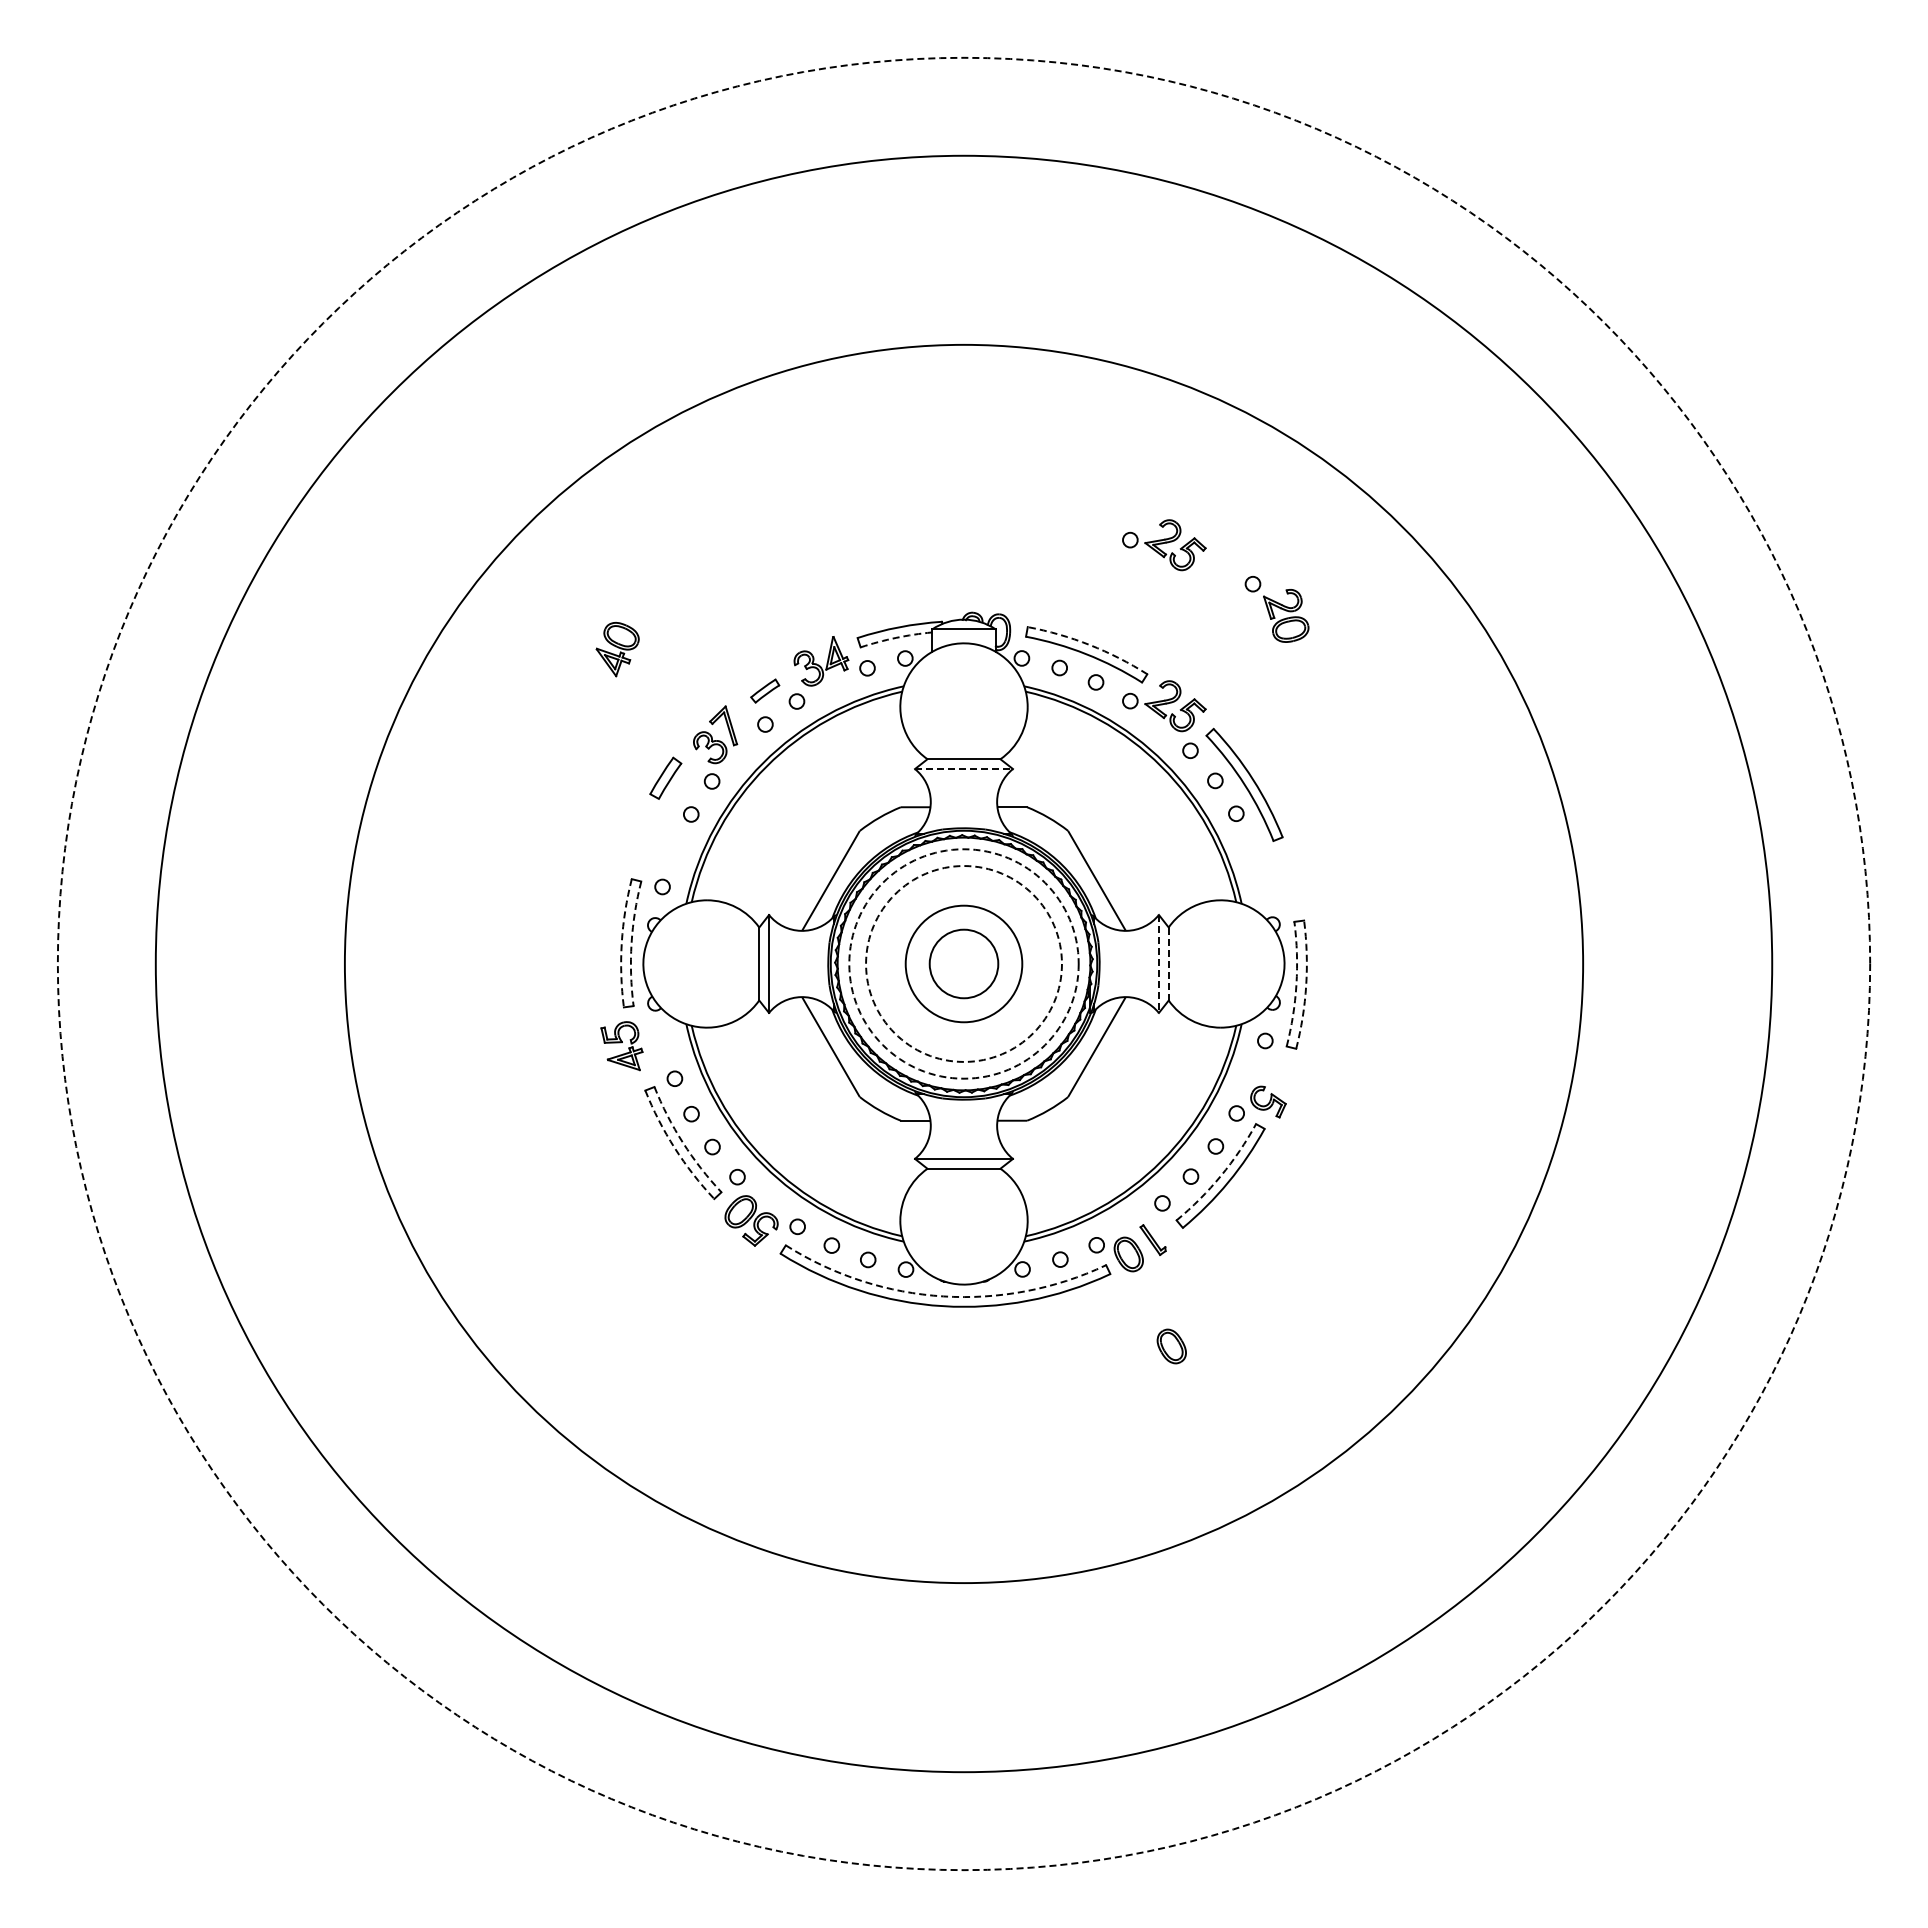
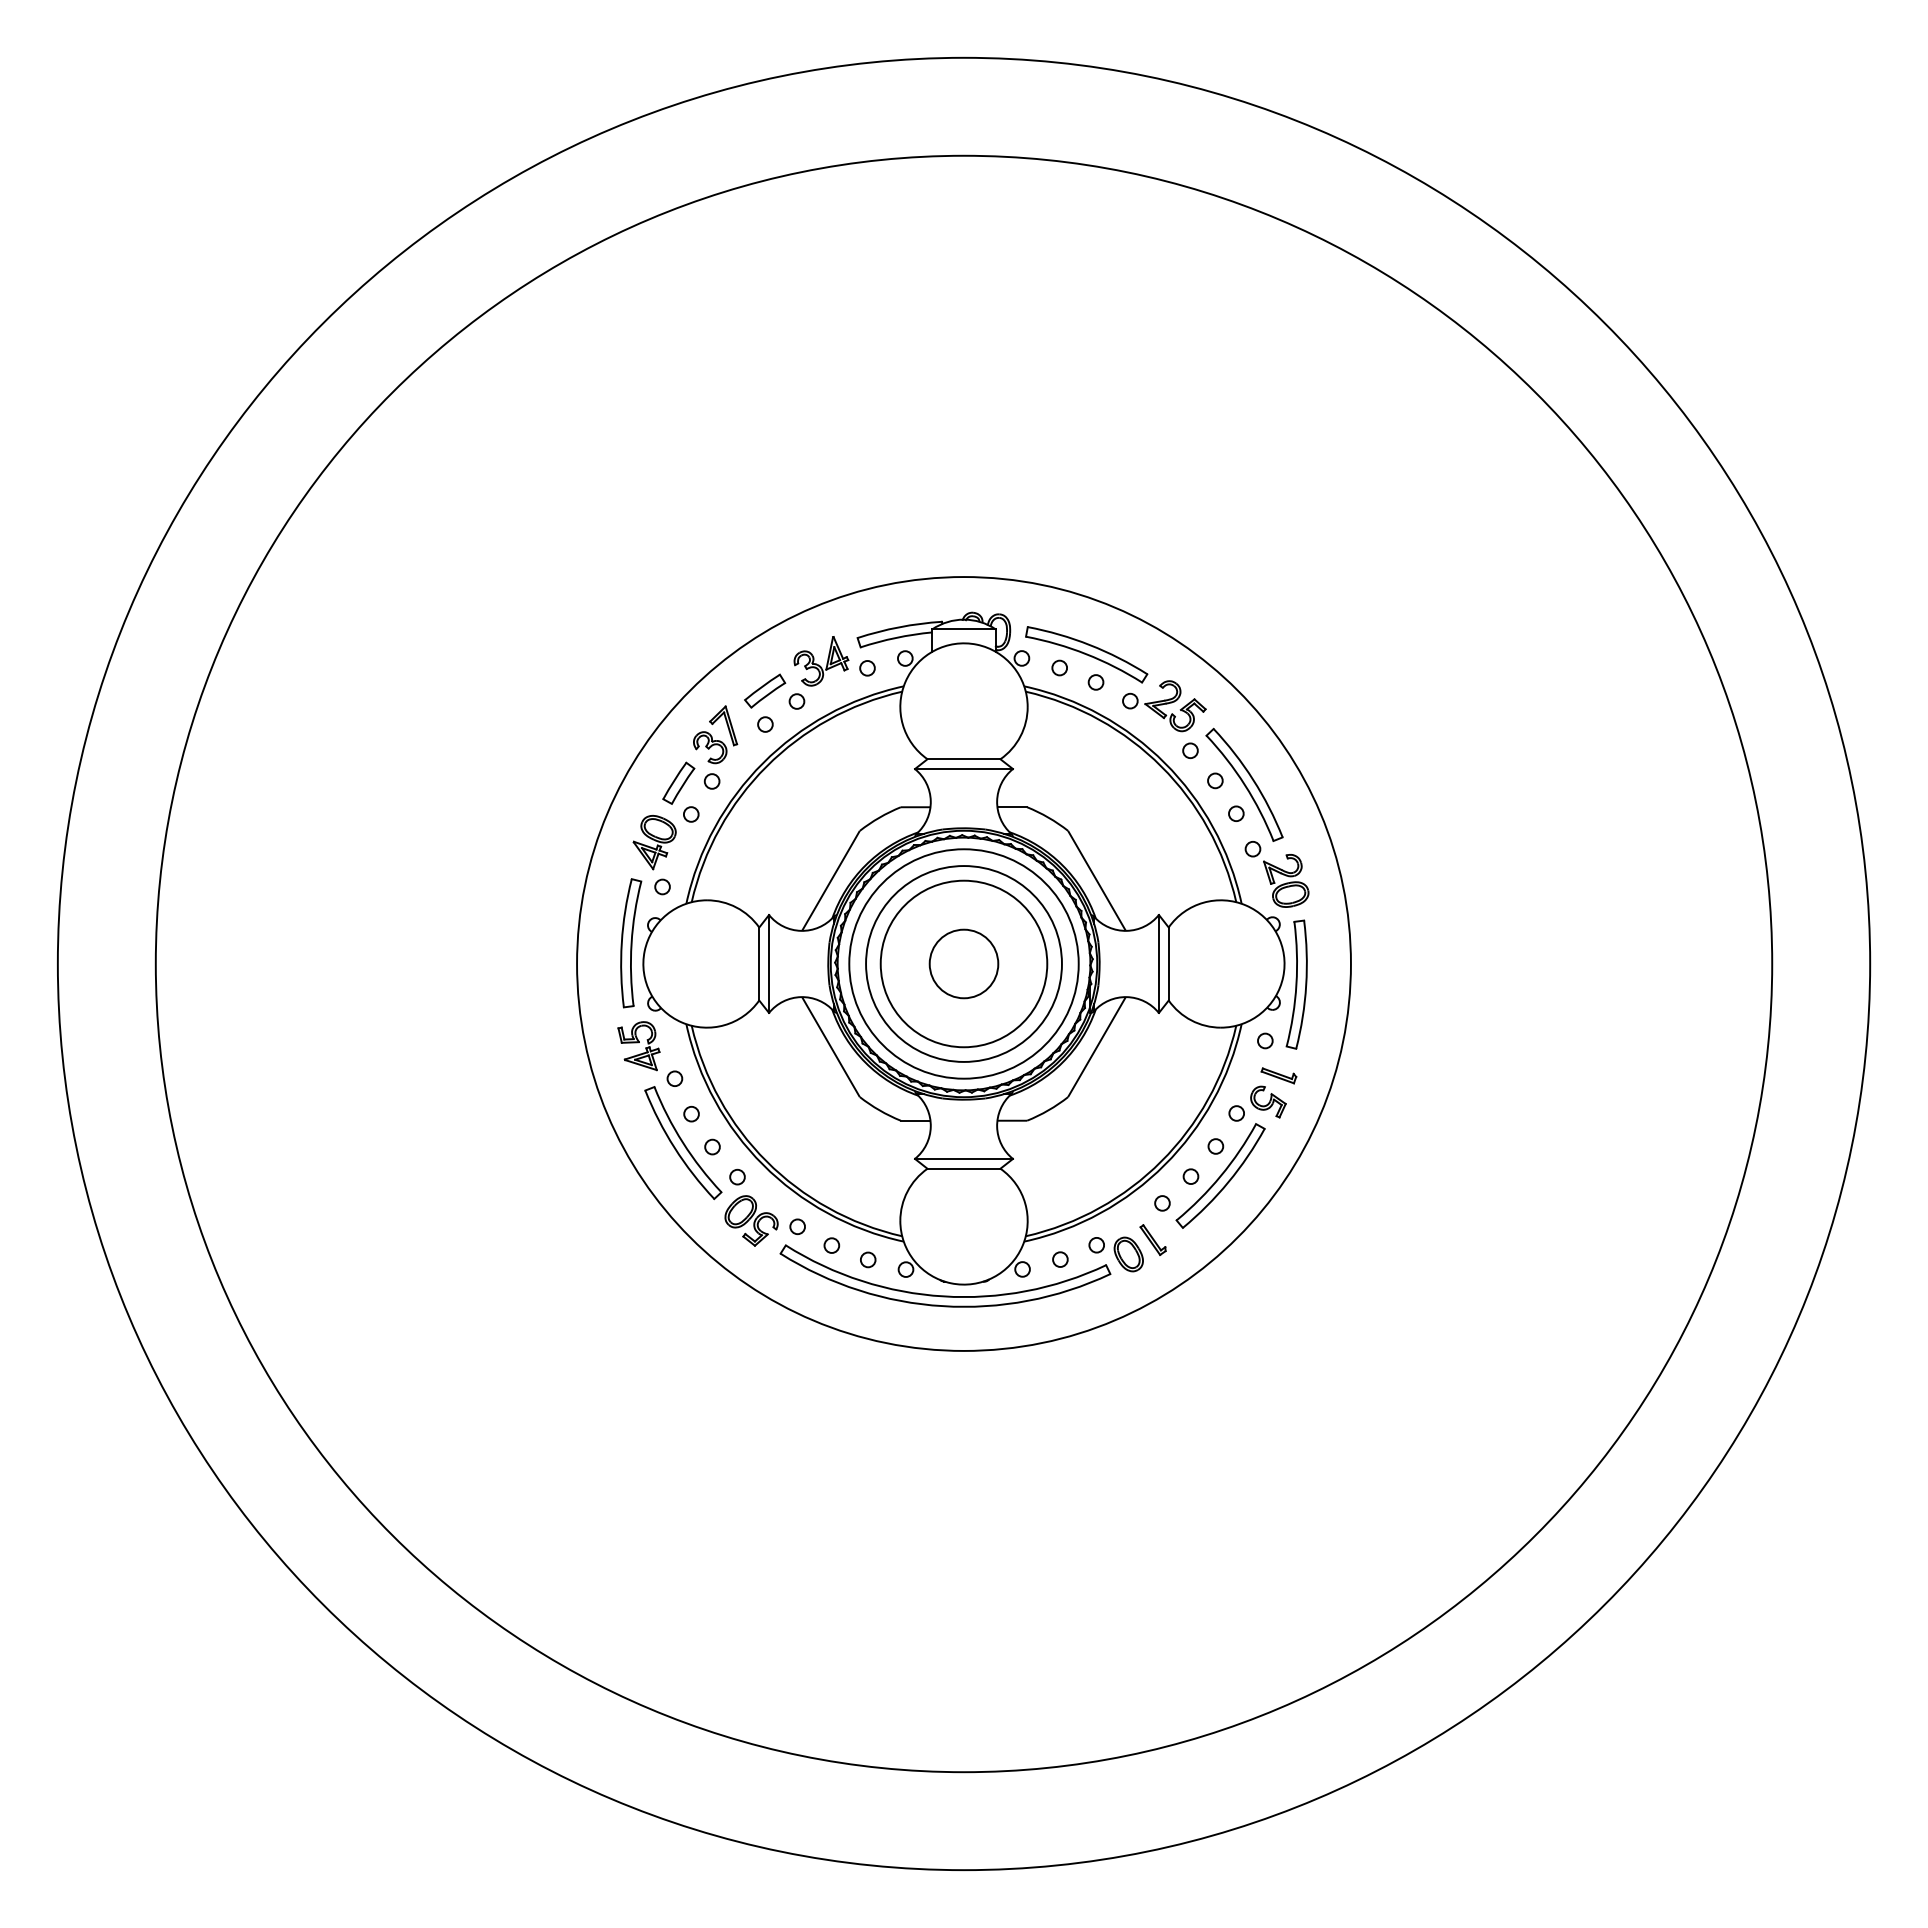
part: present -> none (1164, 545)
part position: (1276, 609) -> (1276, 874) (1276, 874)
arc: dashed -> solid (896, 637)
arc: dashed -> solid (1089, 645)
part position: (617, 649) -> (654, 842) (654, 842)
part size: 31x26 px -> 43x36 px (765, 690)
line: dashed -> solid (964, 769)
part position: (665, 777) -> (678, 782) (678, 782)
arc: dashed -> solid (621, 942)
arc: dashed -> solid (631, 943)
circle diameter: 117 px -> 167 px (963, 963)
circle diameter: 1238 px -> 774 px (963, 963)
circle: dashed -> solid (963, 963)
circle: dashed -> solid (963, 963)
circle: dashed -> solid (963, 963)
line: dashed -> solid (1158, 963)
line: dashed -> solid (1168, 964)
arc: dashed -> solid (1296, 984)
arc: dashed -> solid (1306, 985)
part position: (621, 1046) -> (638, 1046) (638, 1046)
part: none -> present (1278, 1075)
arc: dashed -> solid (683, 1142)
arc: dashed -> solid (674, 1148)
arc: dashed -> solid (1220, 1175)
arc: dashed -> solid (943, 1296)
part: present -> none (1171, 1346)
